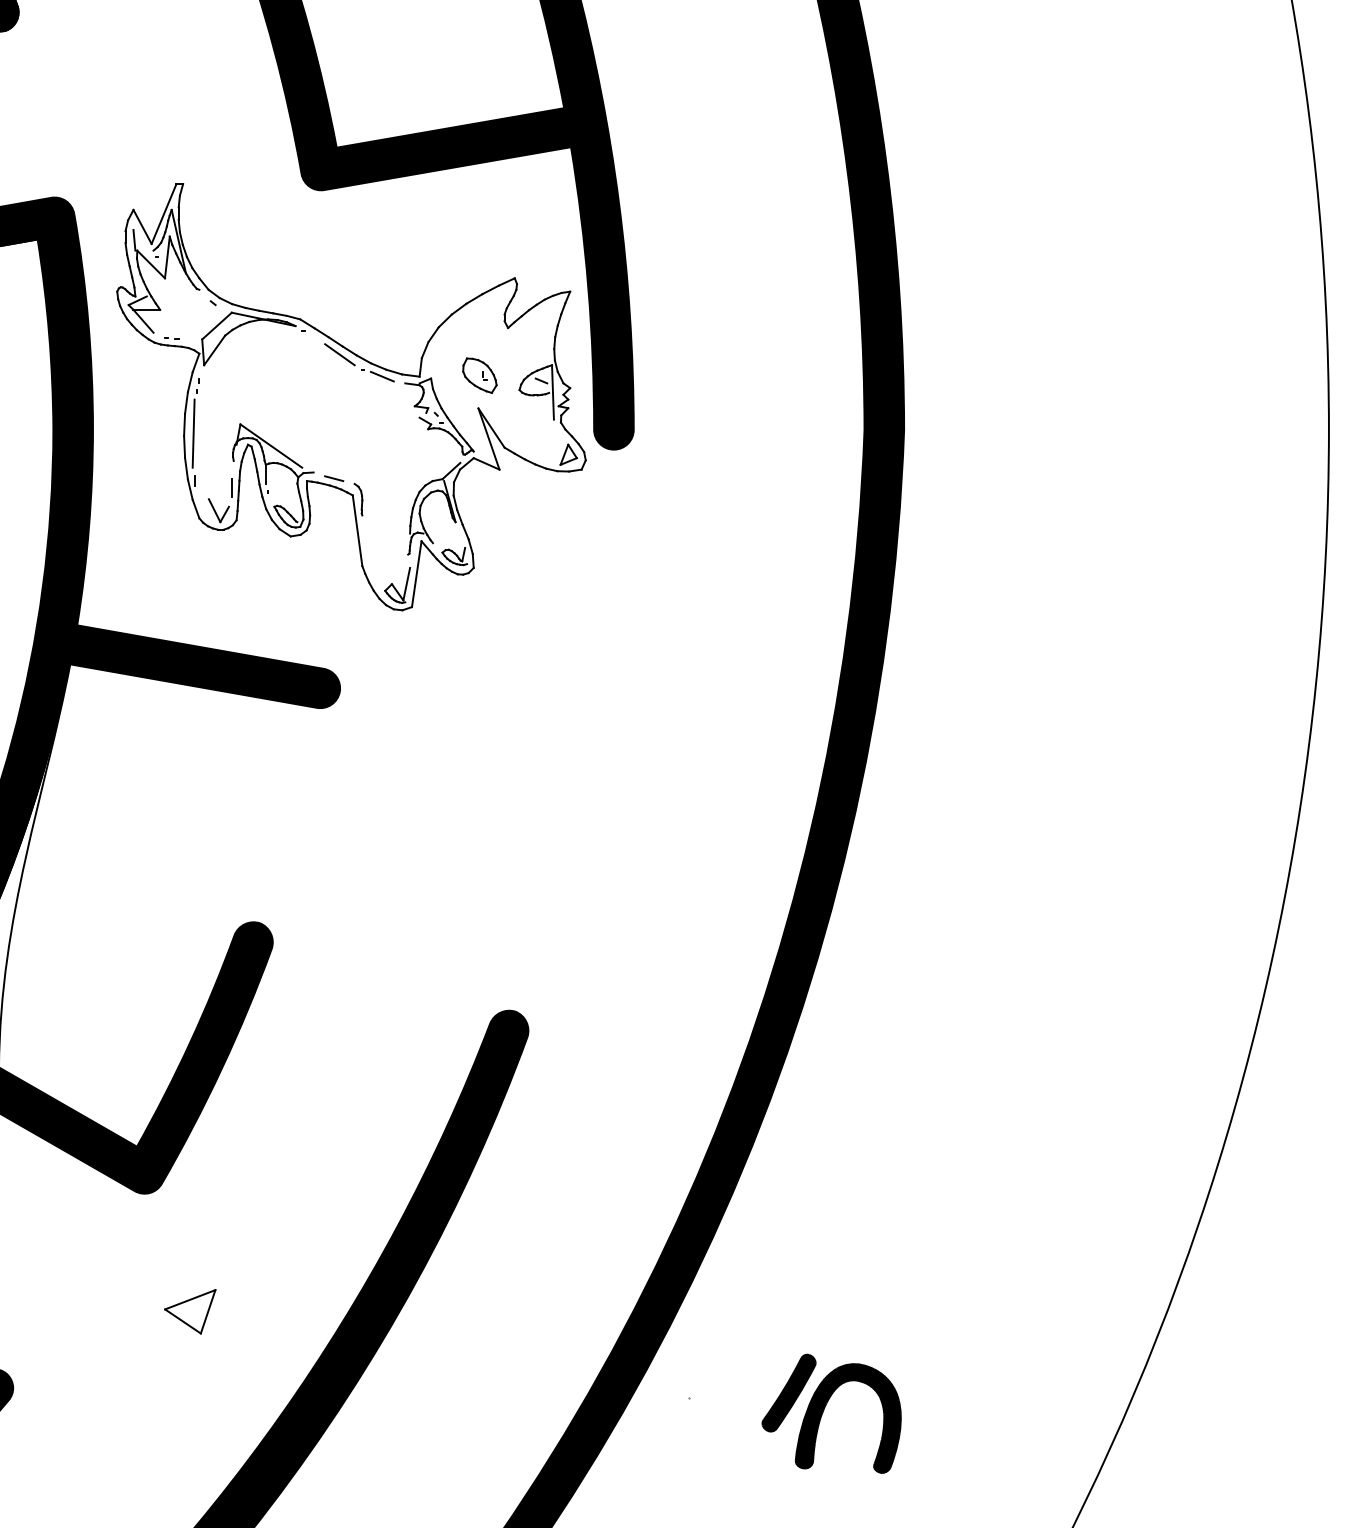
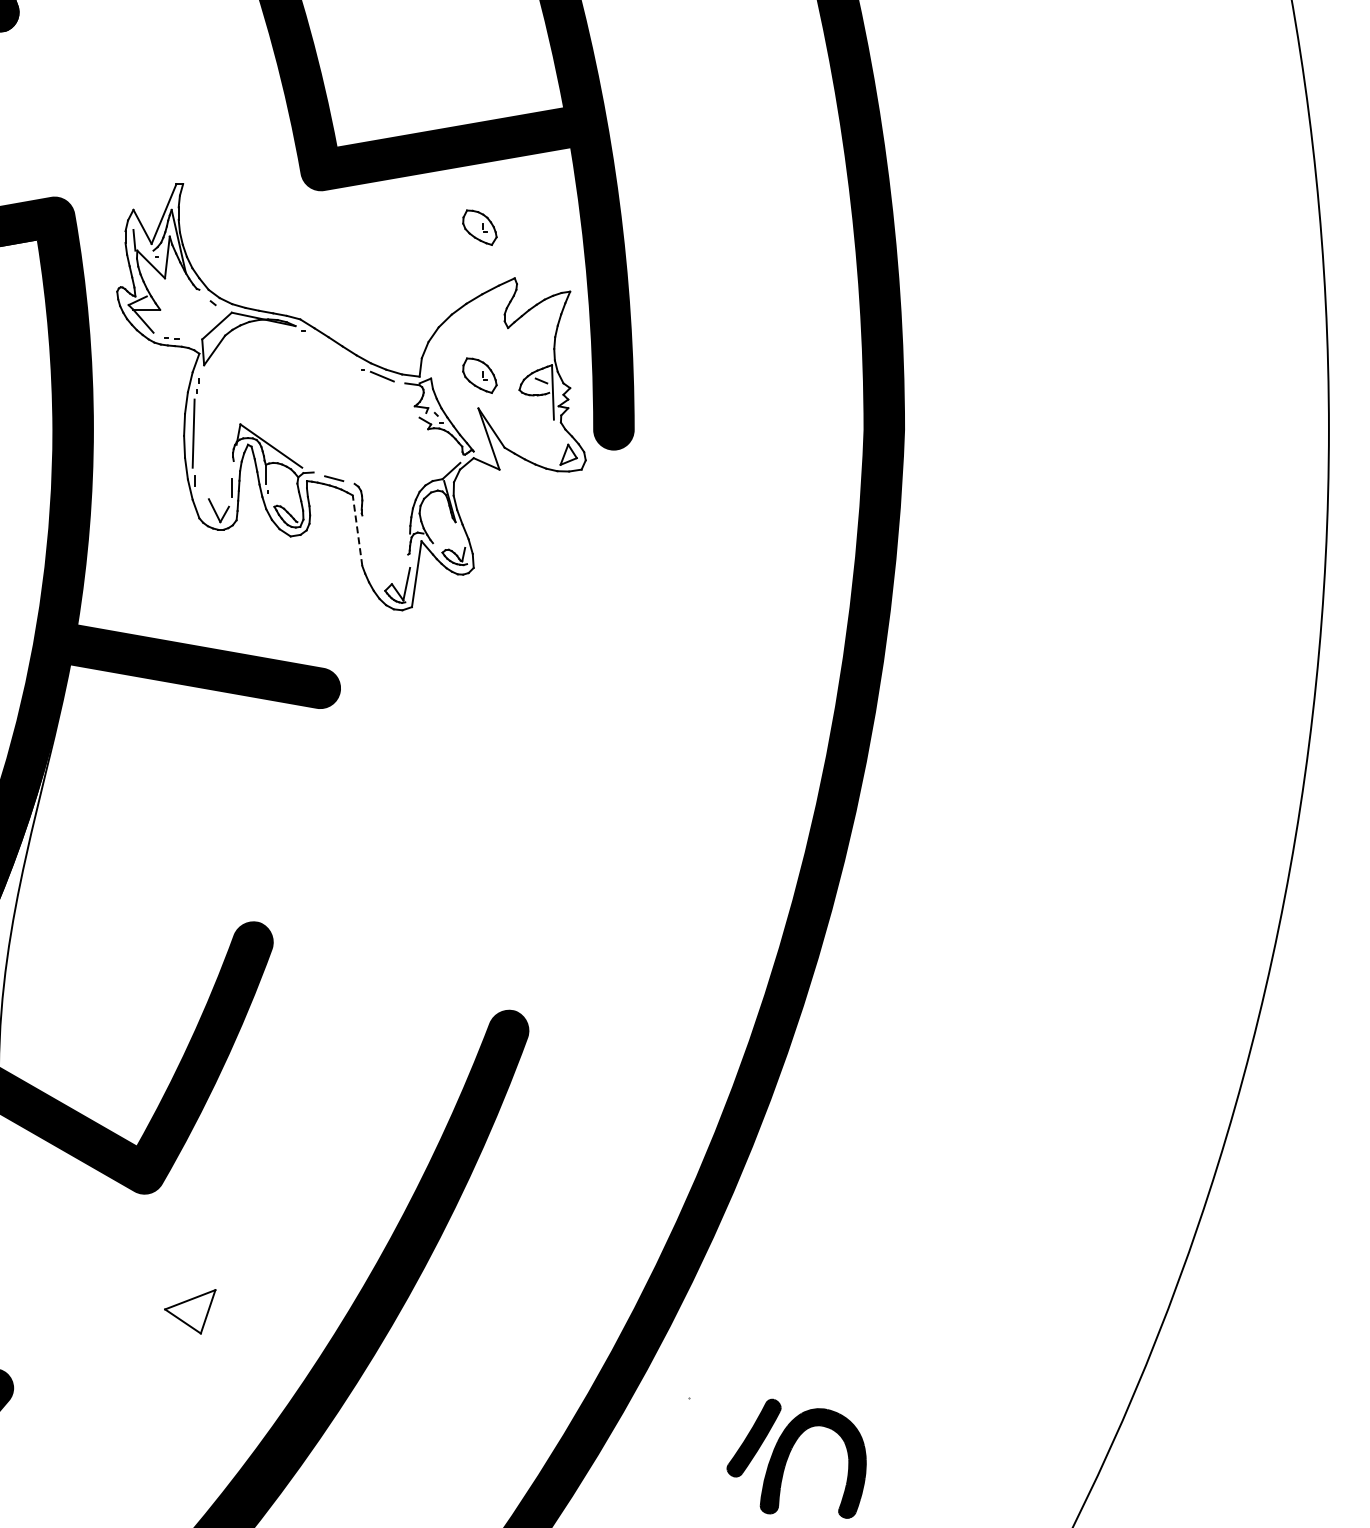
part: none -> present (479, 227)
line: present -> none (339, 354)
line: solid -> dashed (357, 530)
part position: (824, 1410) -> (789, 1455) (789, 1455)
